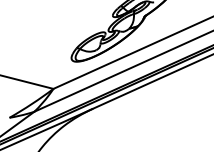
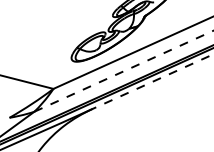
line: solid -> dashed (124, 71)
line: solid -> dashed (152, 81)
